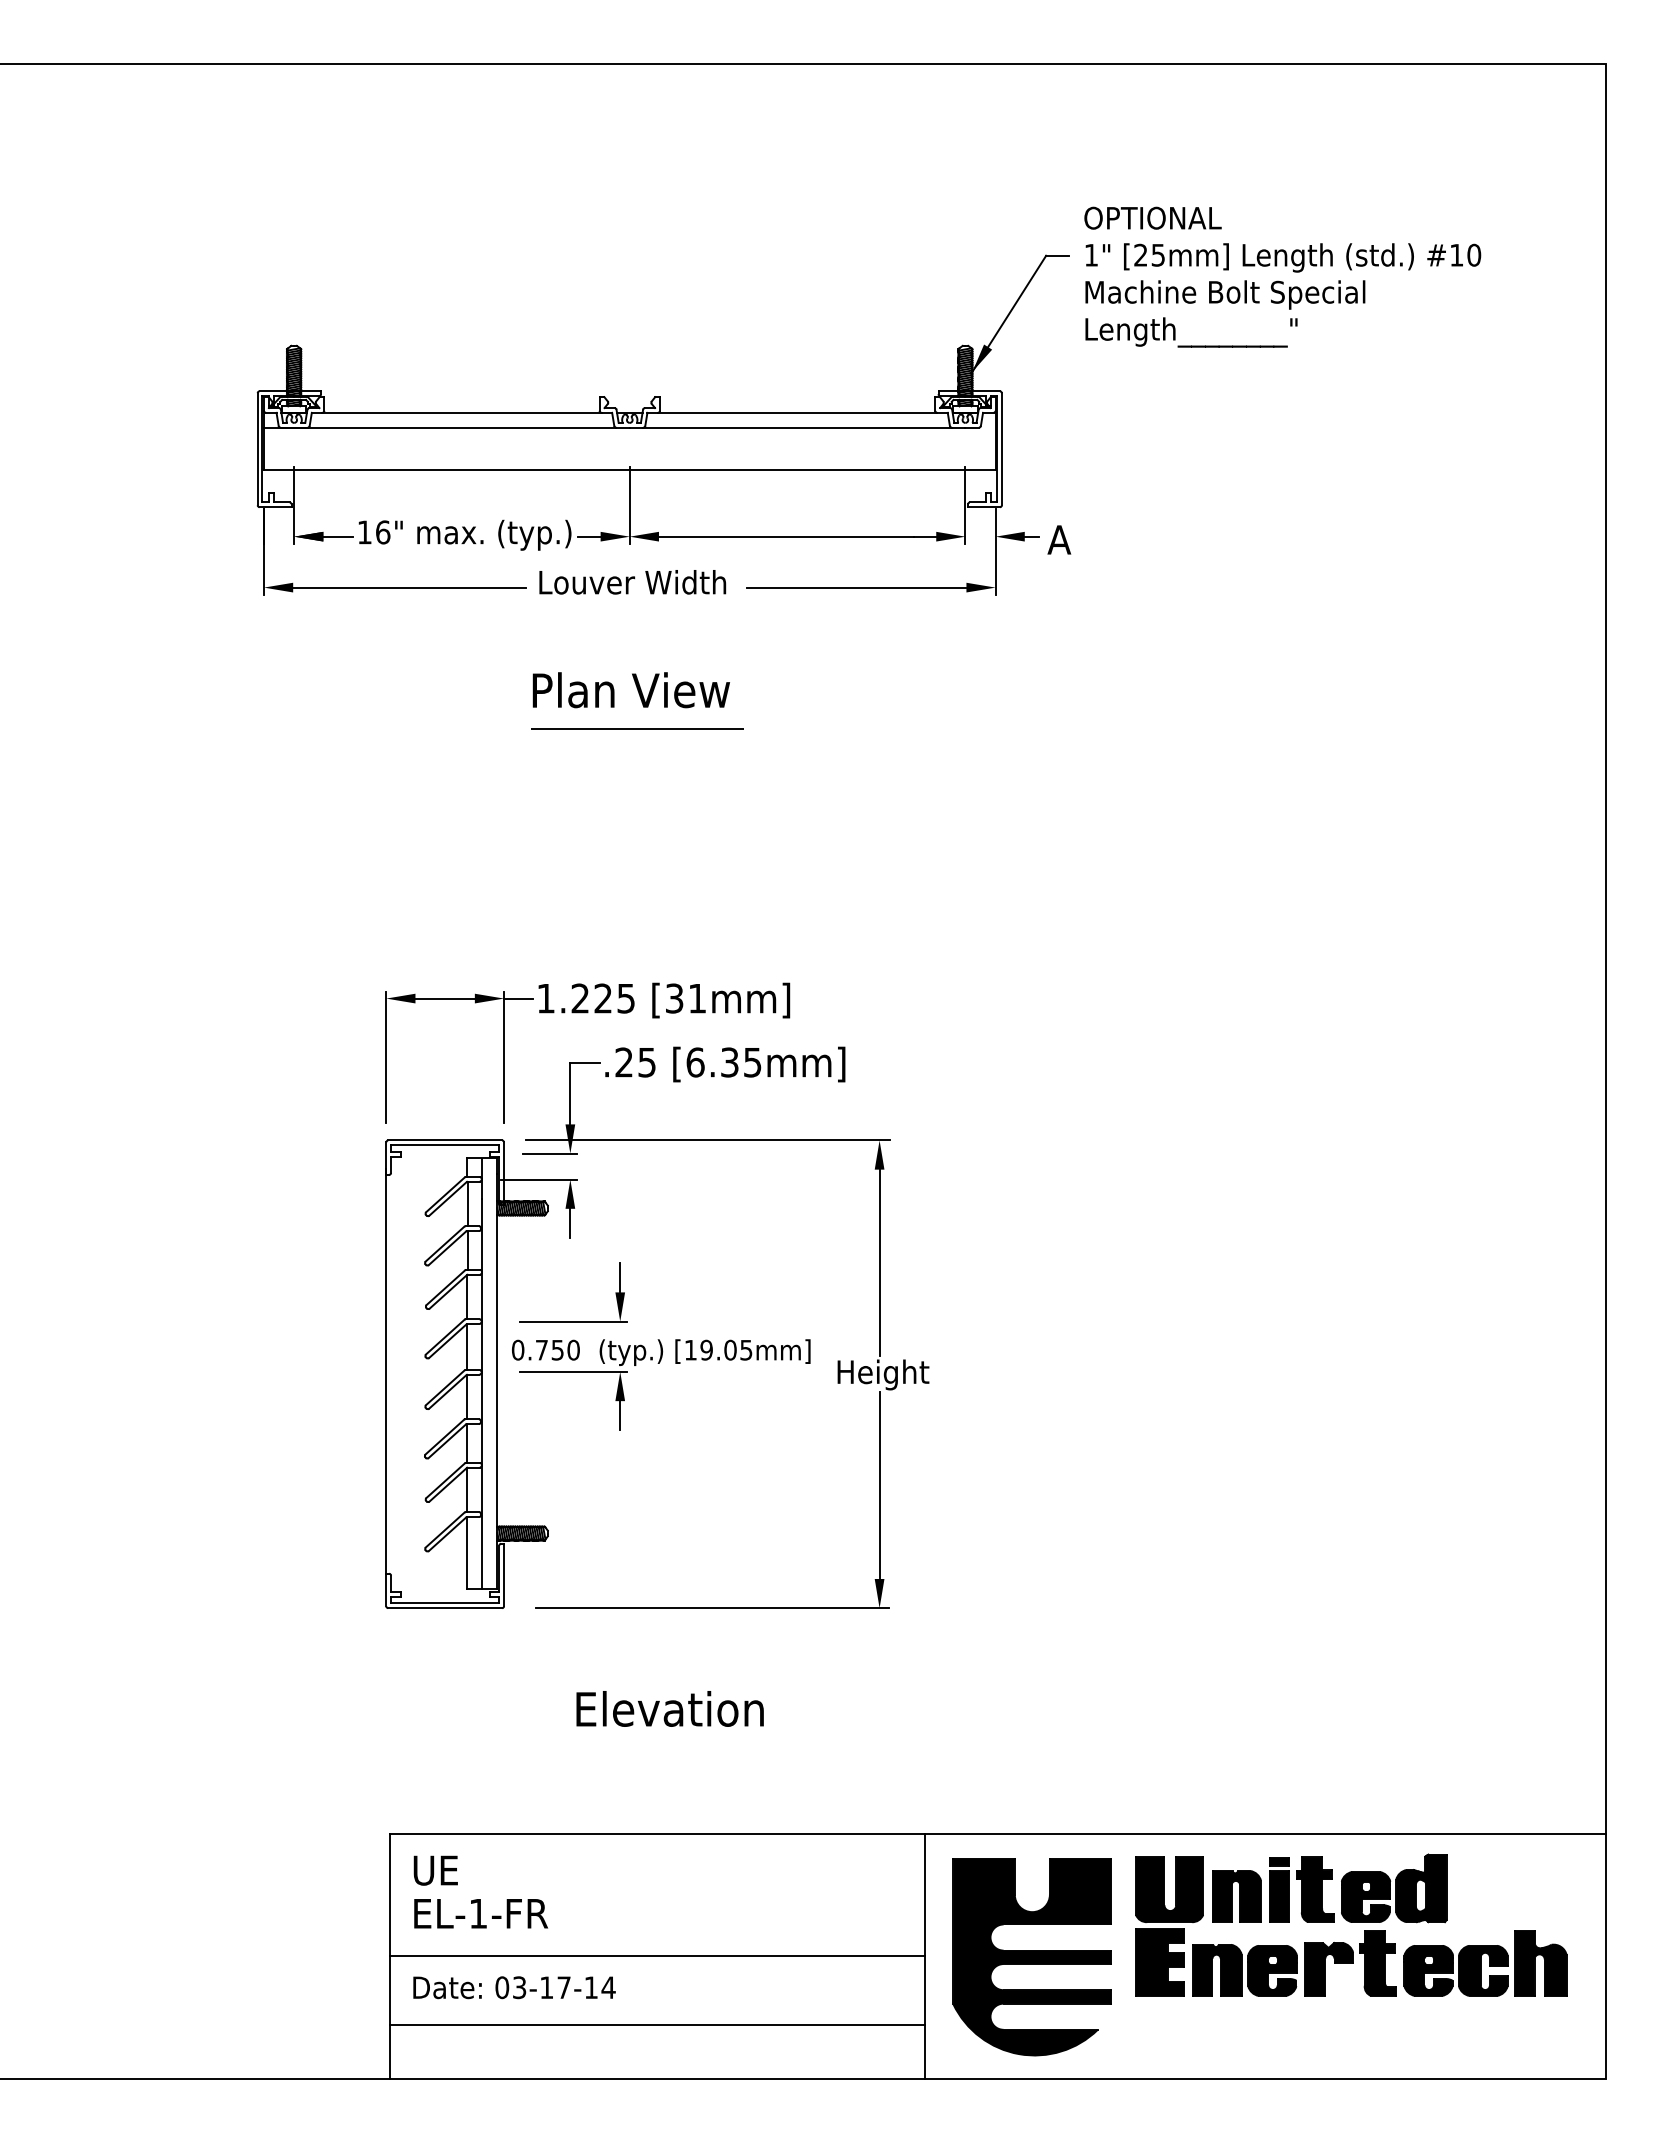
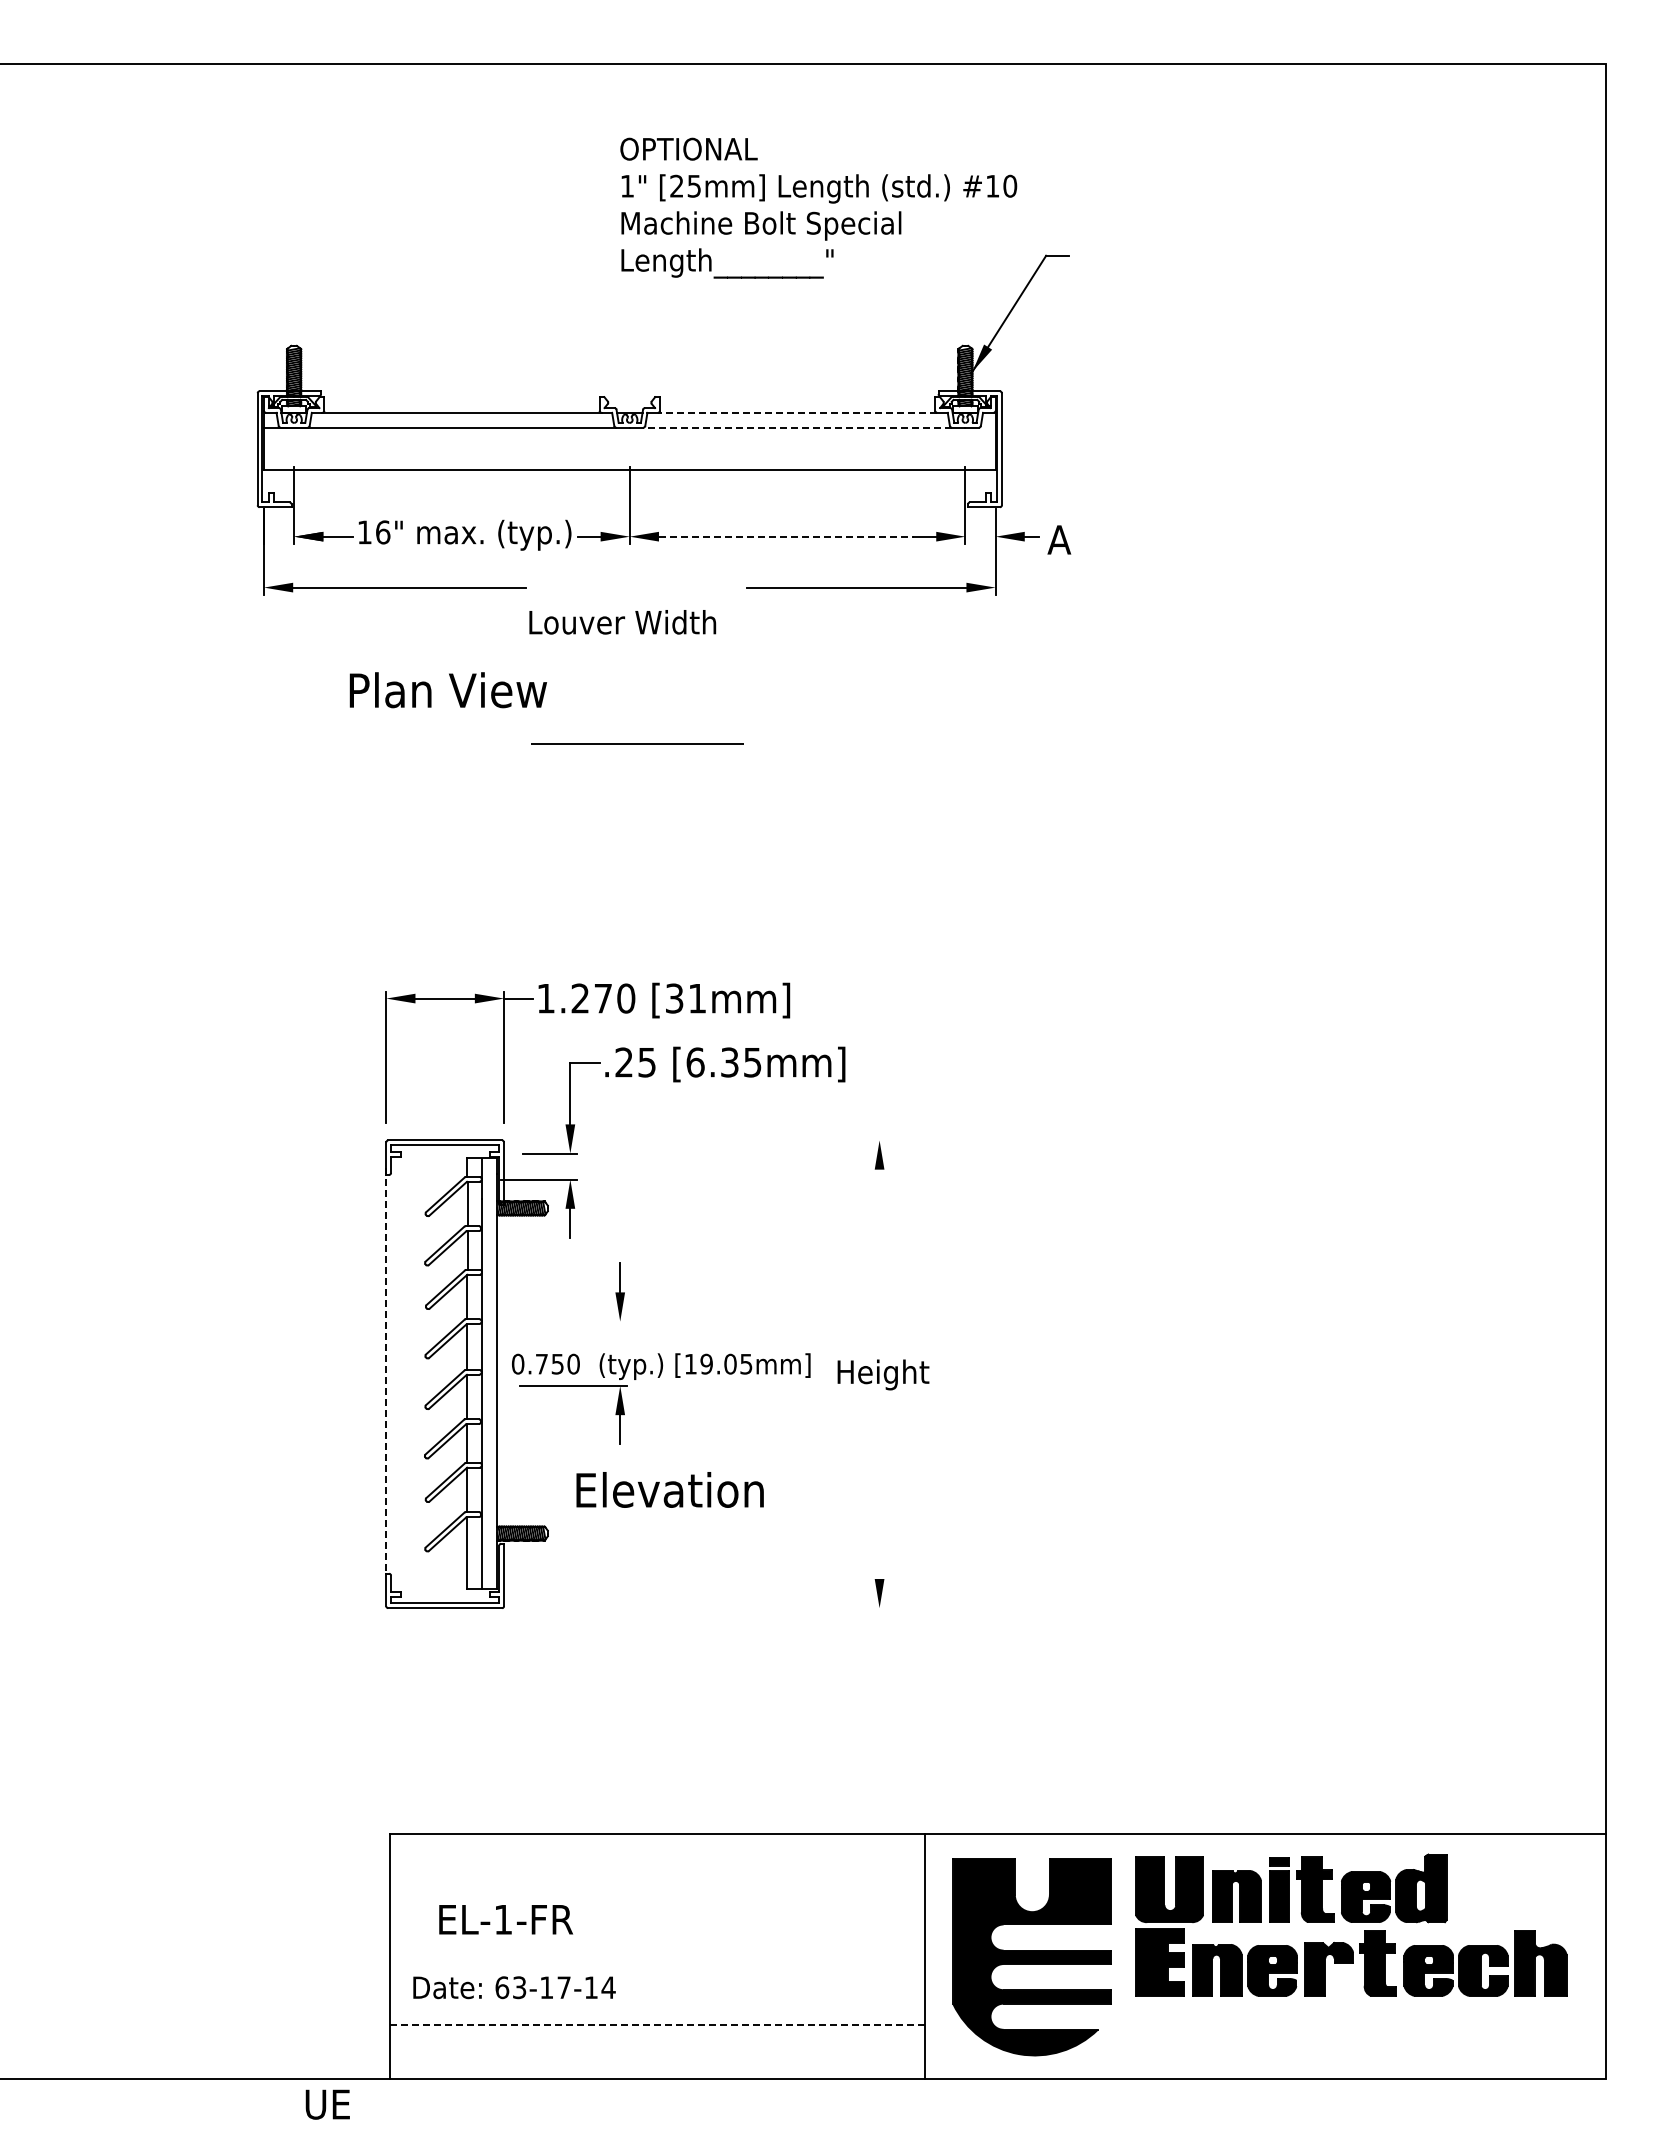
text position: (1282, 276) -> (818, 207) (818, 207)
line: solid -> dashed (797, 412)
line: solid -> dashed (797, 427)
line: solid -> dashed (786, 536)
text position: (632, 582) -> (622, 622) (622, 622)
text position: (630, 690) -> (447, 690) (447, 690)
line position: (637, 728) -> (637, 743) (637, 743)
text: 1.225 -> 1.270 (614, 998)
line: present -> none (707, 1140)
line: present -> none (879, 1262)
line: present -> none (573, 1321)
part position: (659, 1363) -> (659, 1377) (659, 1377)
line: solid -> dashed (386, 1370)
line: present -> none (879, 1485)
line: present -> none (712, 1608)
text position: (669, 1708) -> (669, 1489) (669, 1489)
text position: (435, 1870) -> (327, 2104) (327, 2104)
text position: (481, 1913) -> (506, 1919) (506, 1919)
line: present -> none (657, 1956)
text: 03-17-14 -> 63-17-14 (502, 1987)
line: solid -> dashed (657, 2025)
